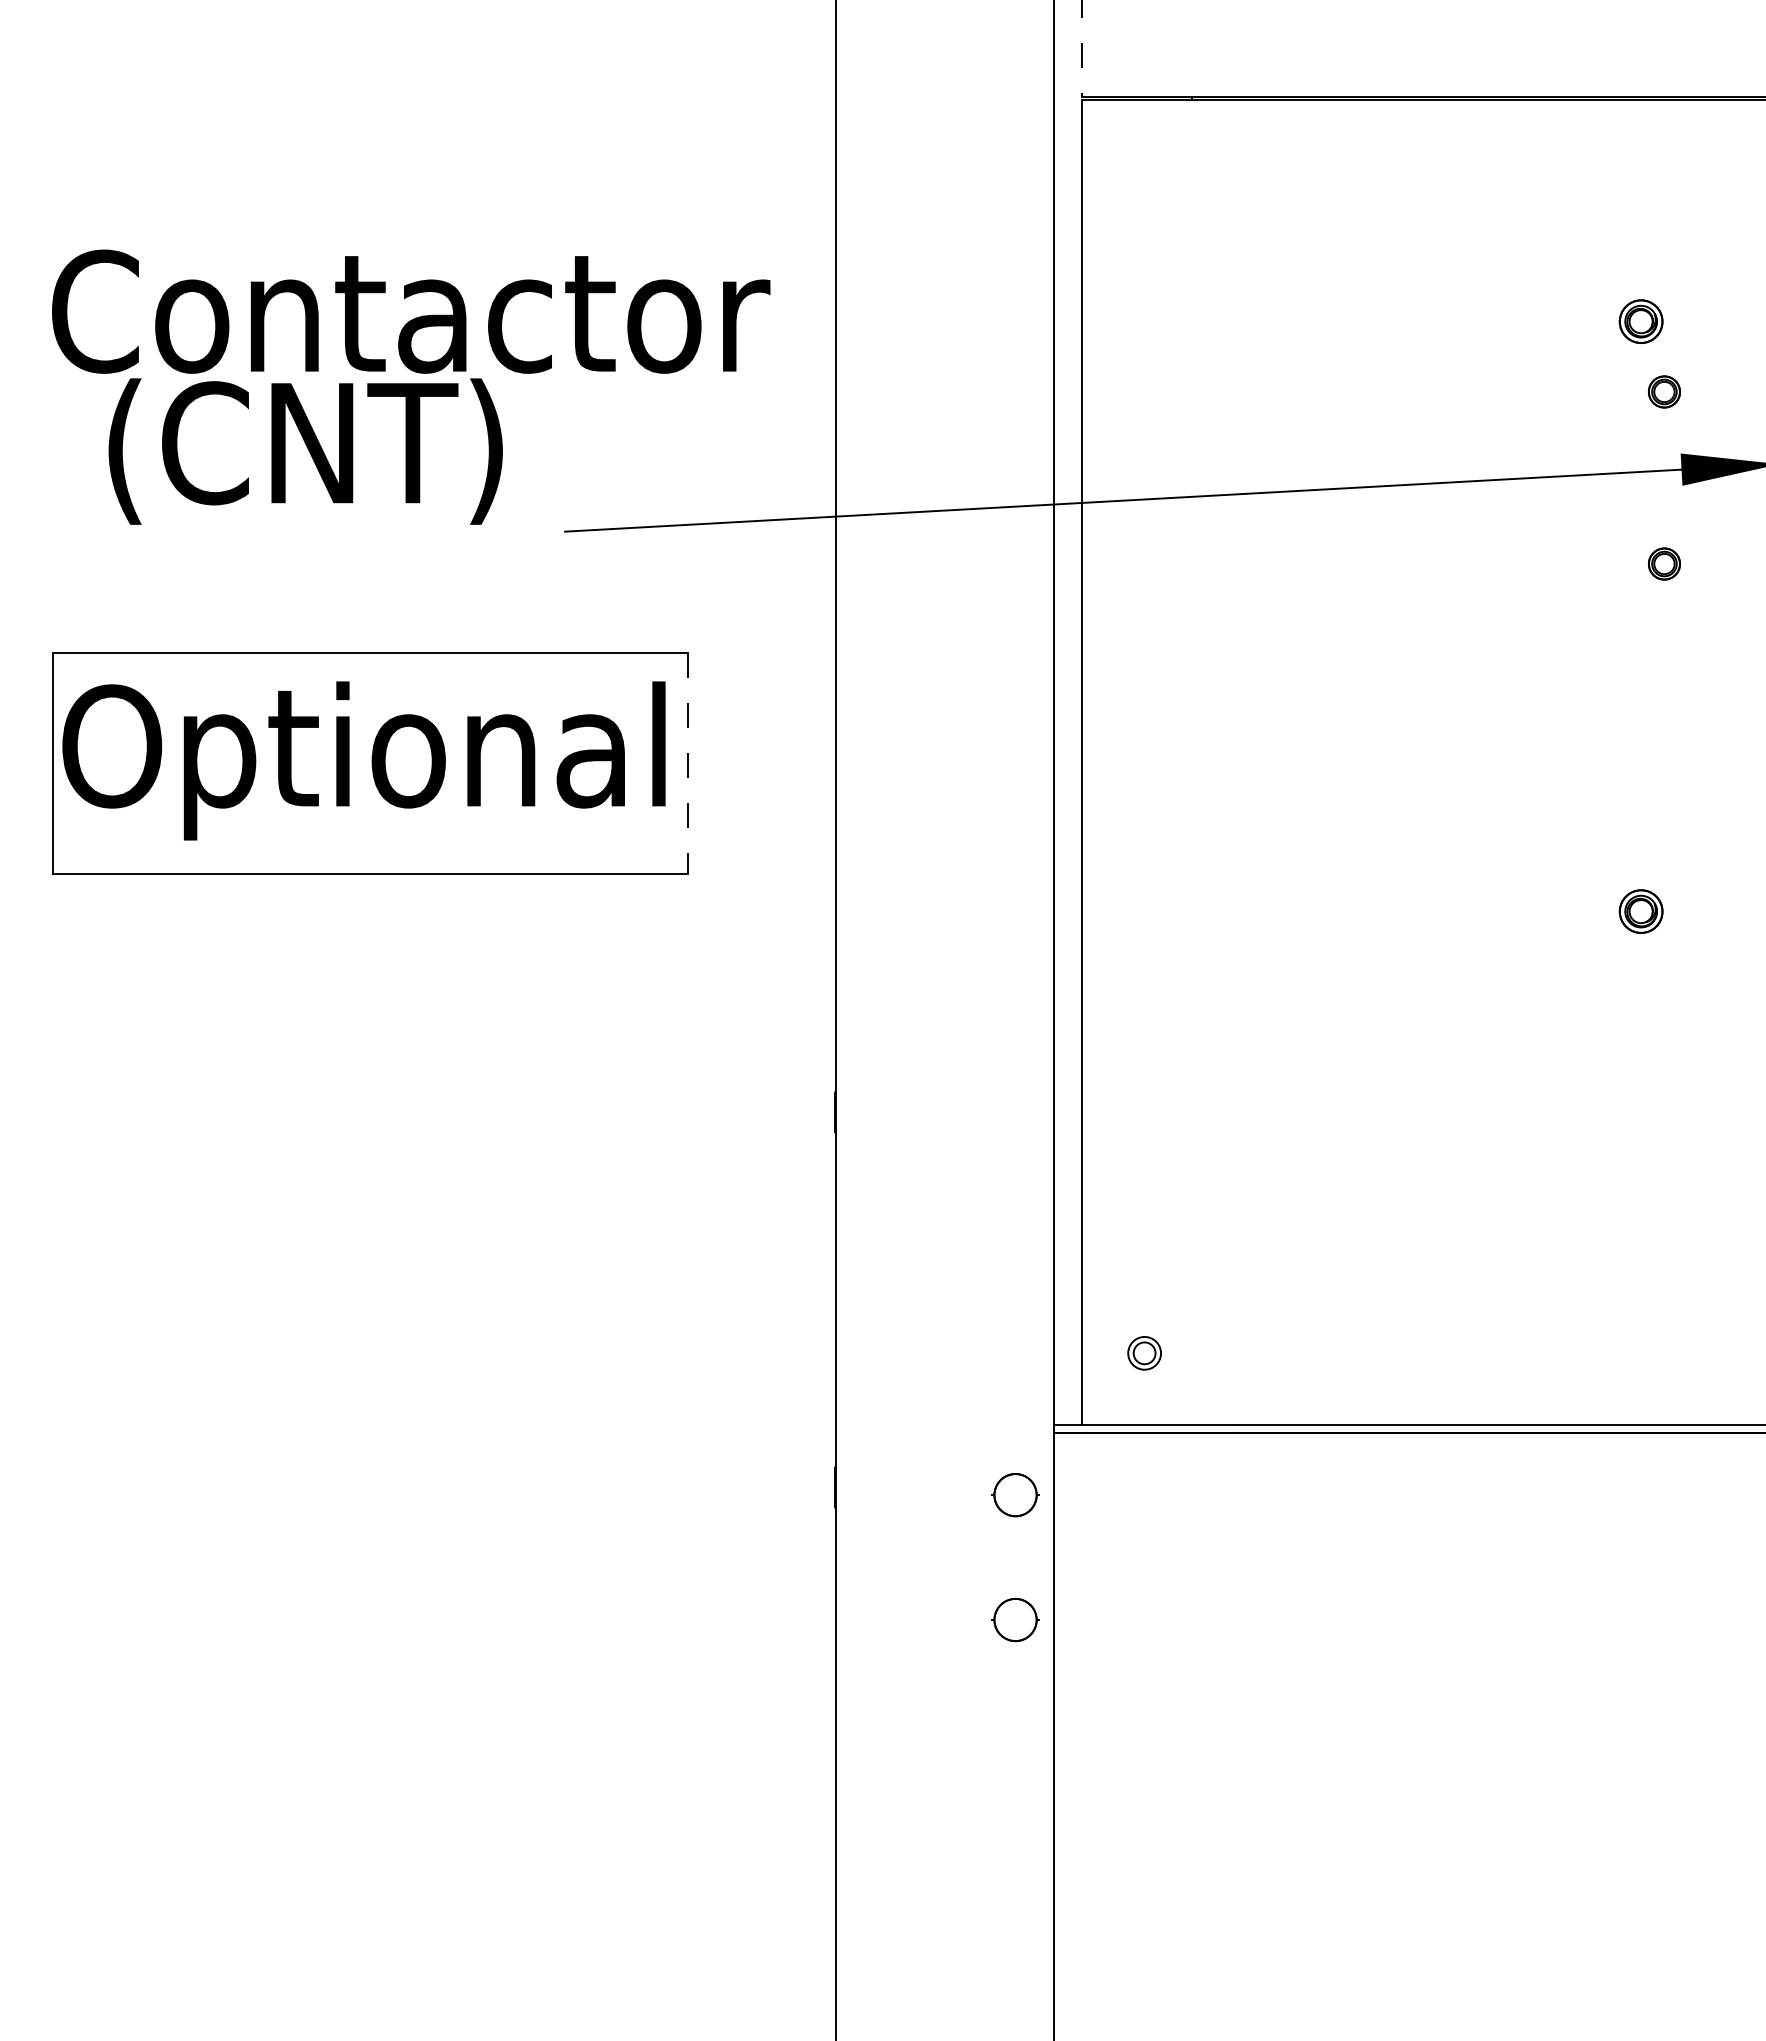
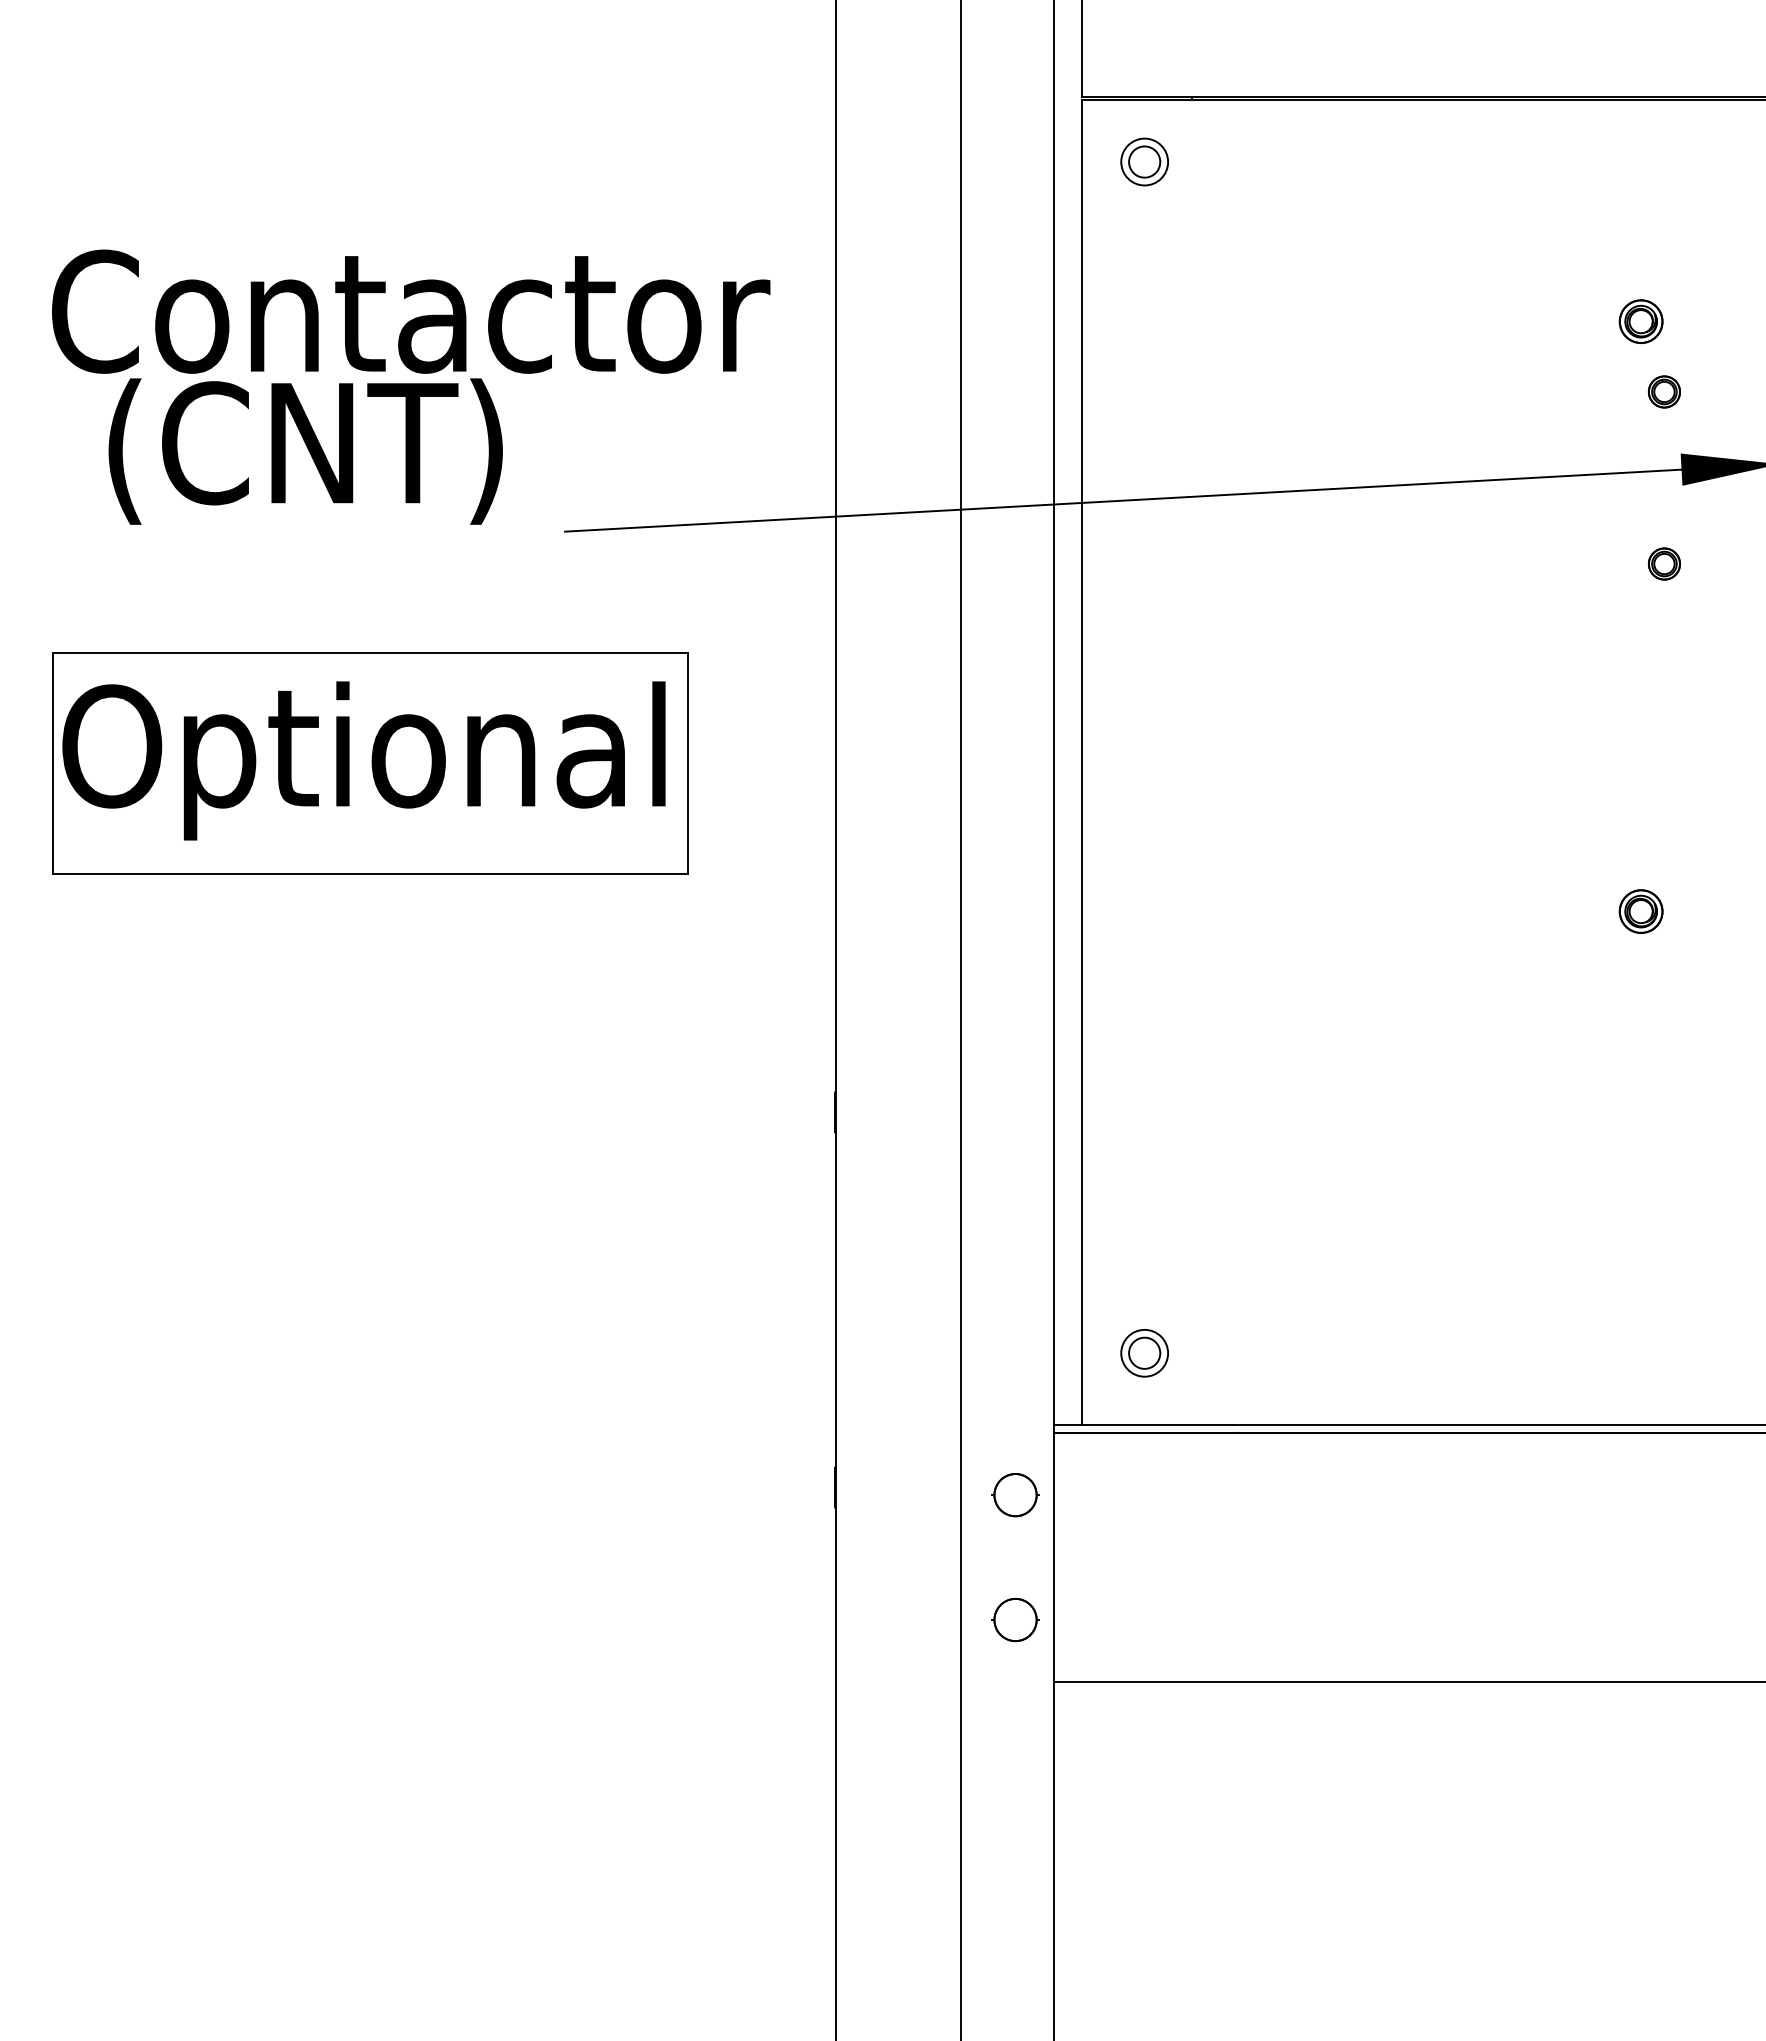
line: dashed -> solid (1082, 49)
part: none -> present (1144, 161)
line: dashed -> solid (687, 764)
line: none -> present (960, 1019)
part size: 35x35 px -> 49x49 px (1144, 1353)
line: none -> present (1408, 1682)
